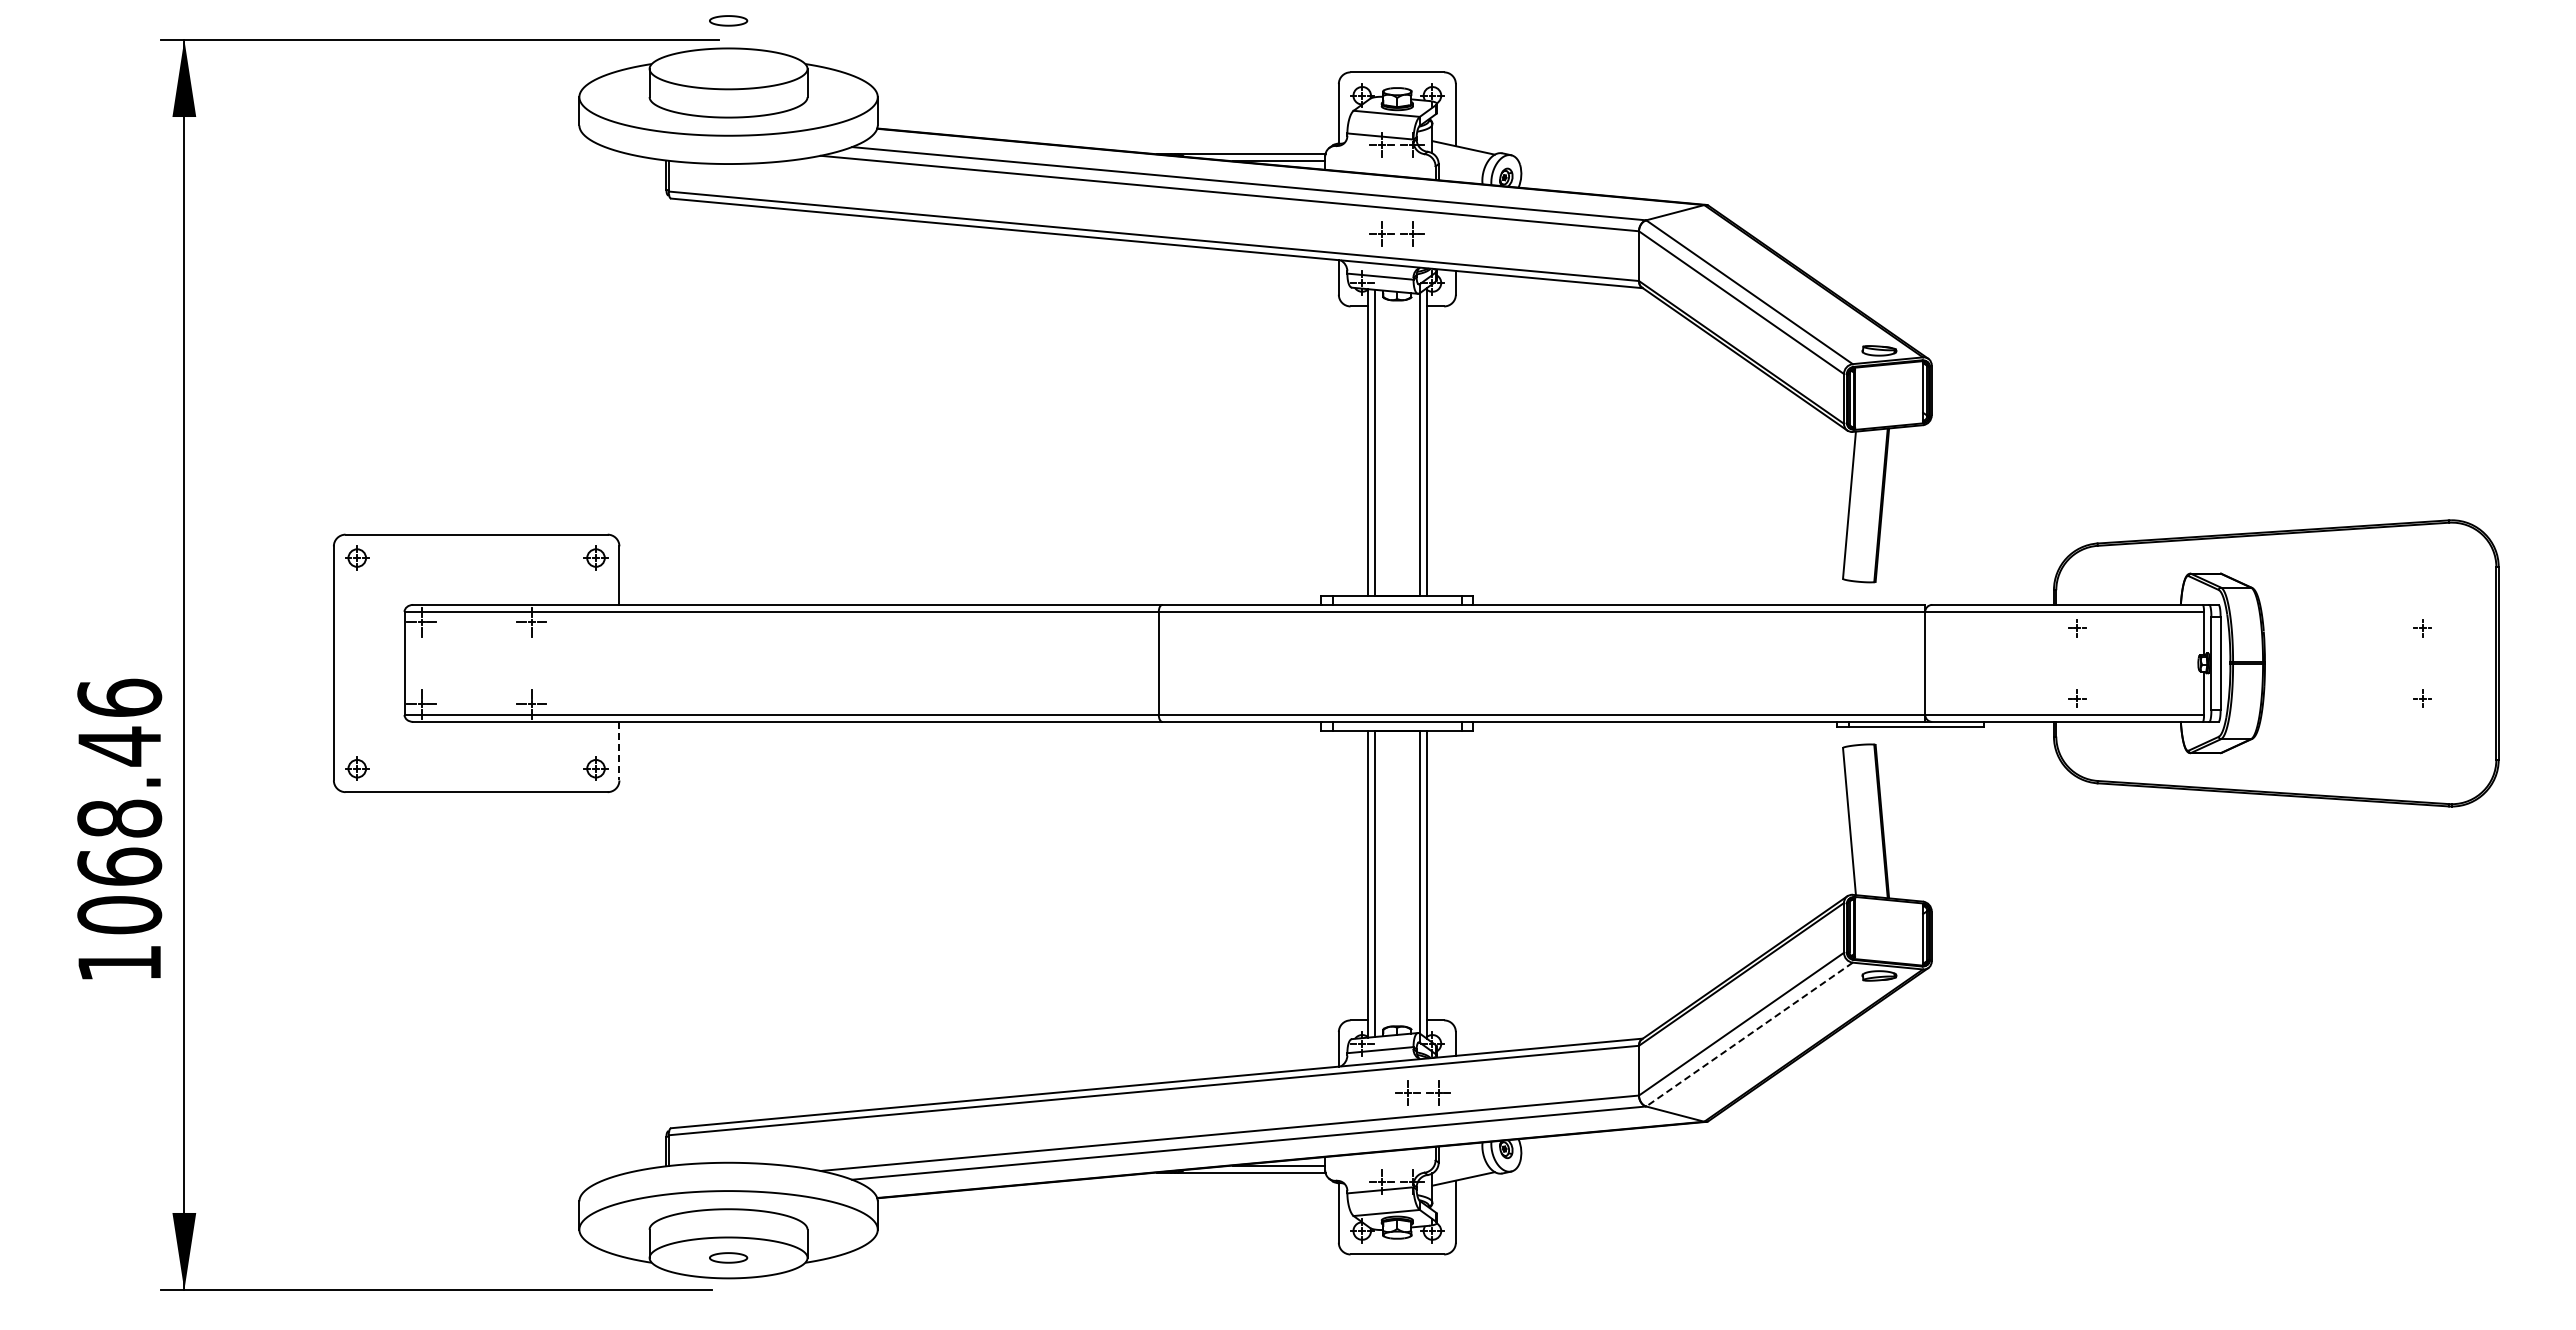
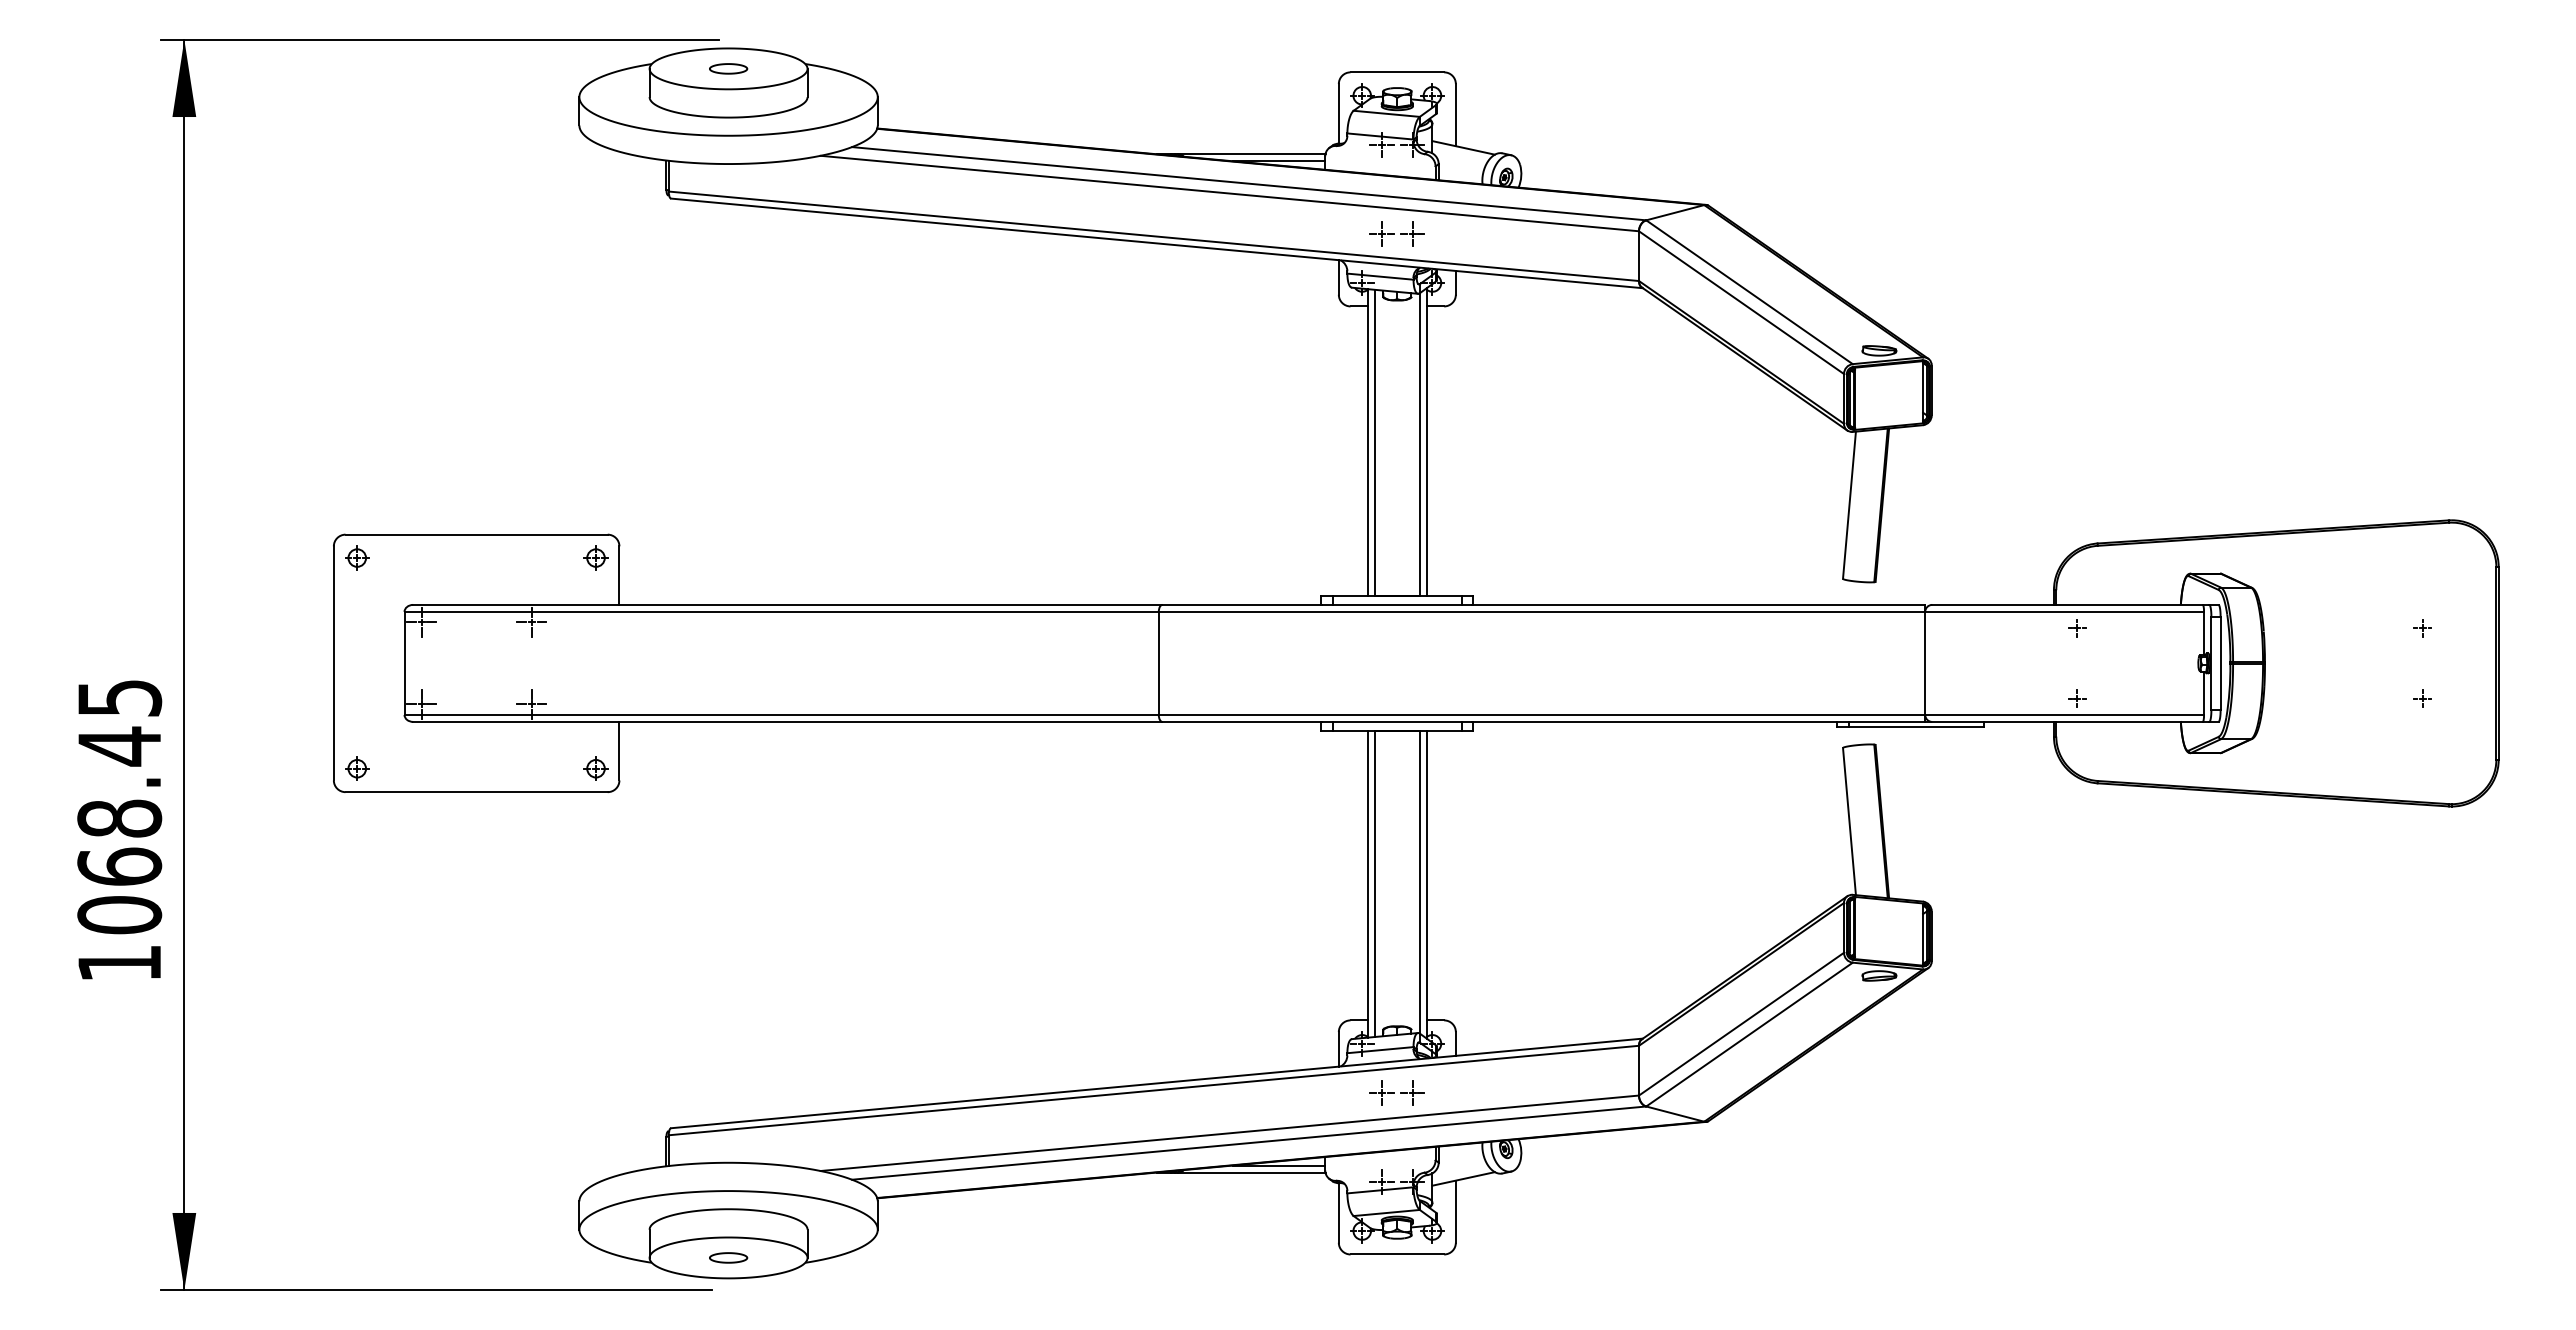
part position: (728, 20) -> (728, 68) (728, 68)
text: 1068.46 -> 1068.45 (119, 697)
line: dashed -> solid (619, 751)
line: dashed -> solid (1749, 1034)
part position: (1422, 1092) -> (1396, 1092) (1396, 1092)
